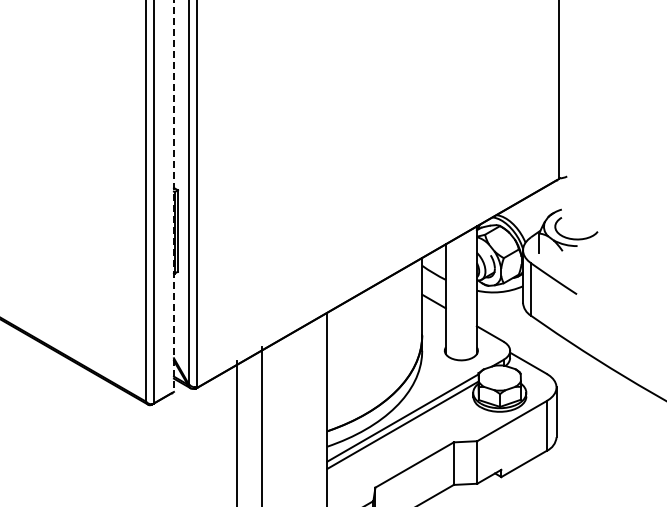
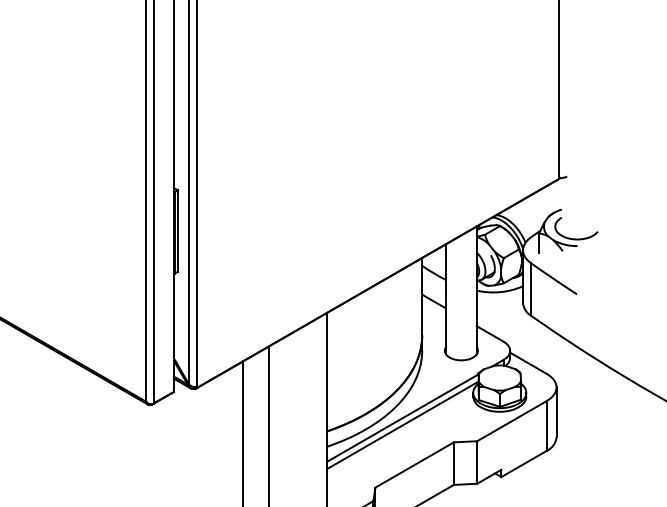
line: dashed -> solid (173, 196)
line position: (261, 424) -> (268, 424) (268, 424)
line position: (237, 432) -> (243, 432) (243, 432)
